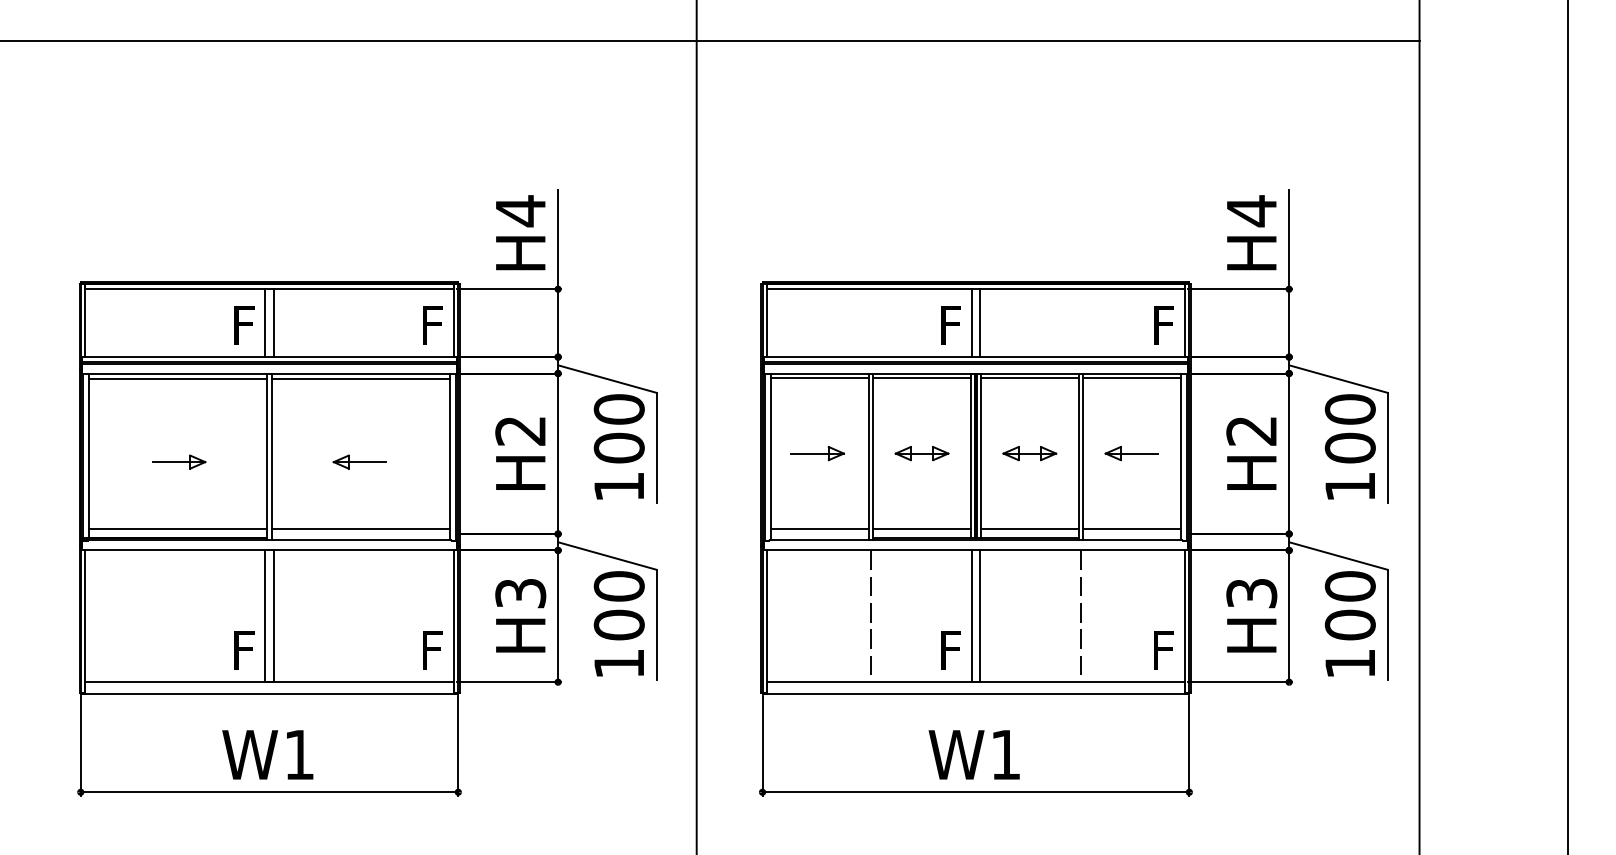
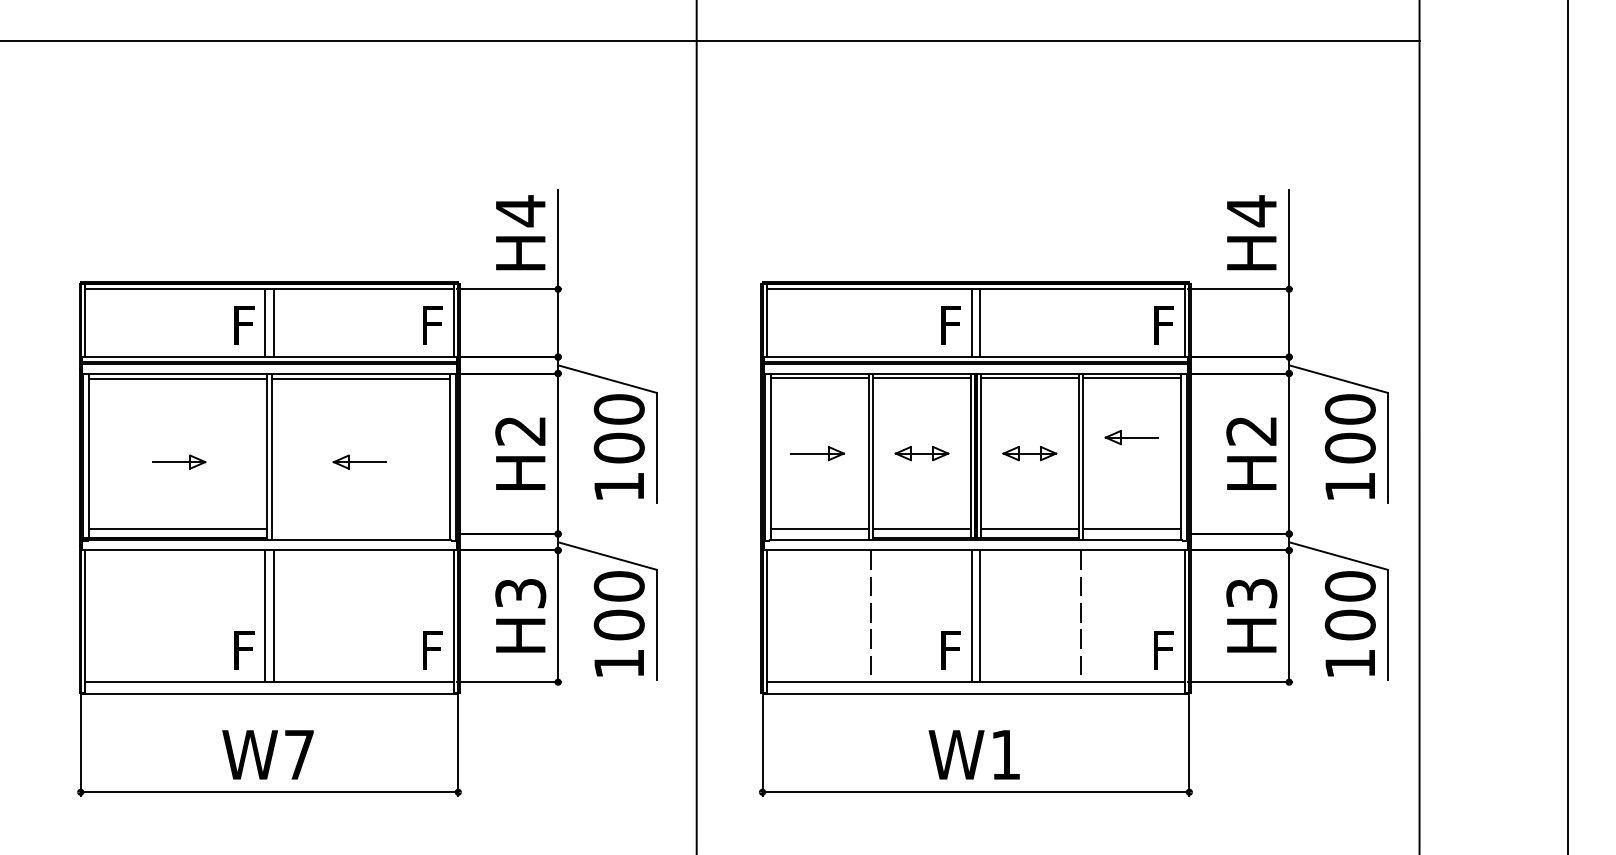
part position: (1131, 453) -> (1131, 437) (1131, 437)
line: present -> none (360, 529)
text: W1 -> W7 (299, 754)
